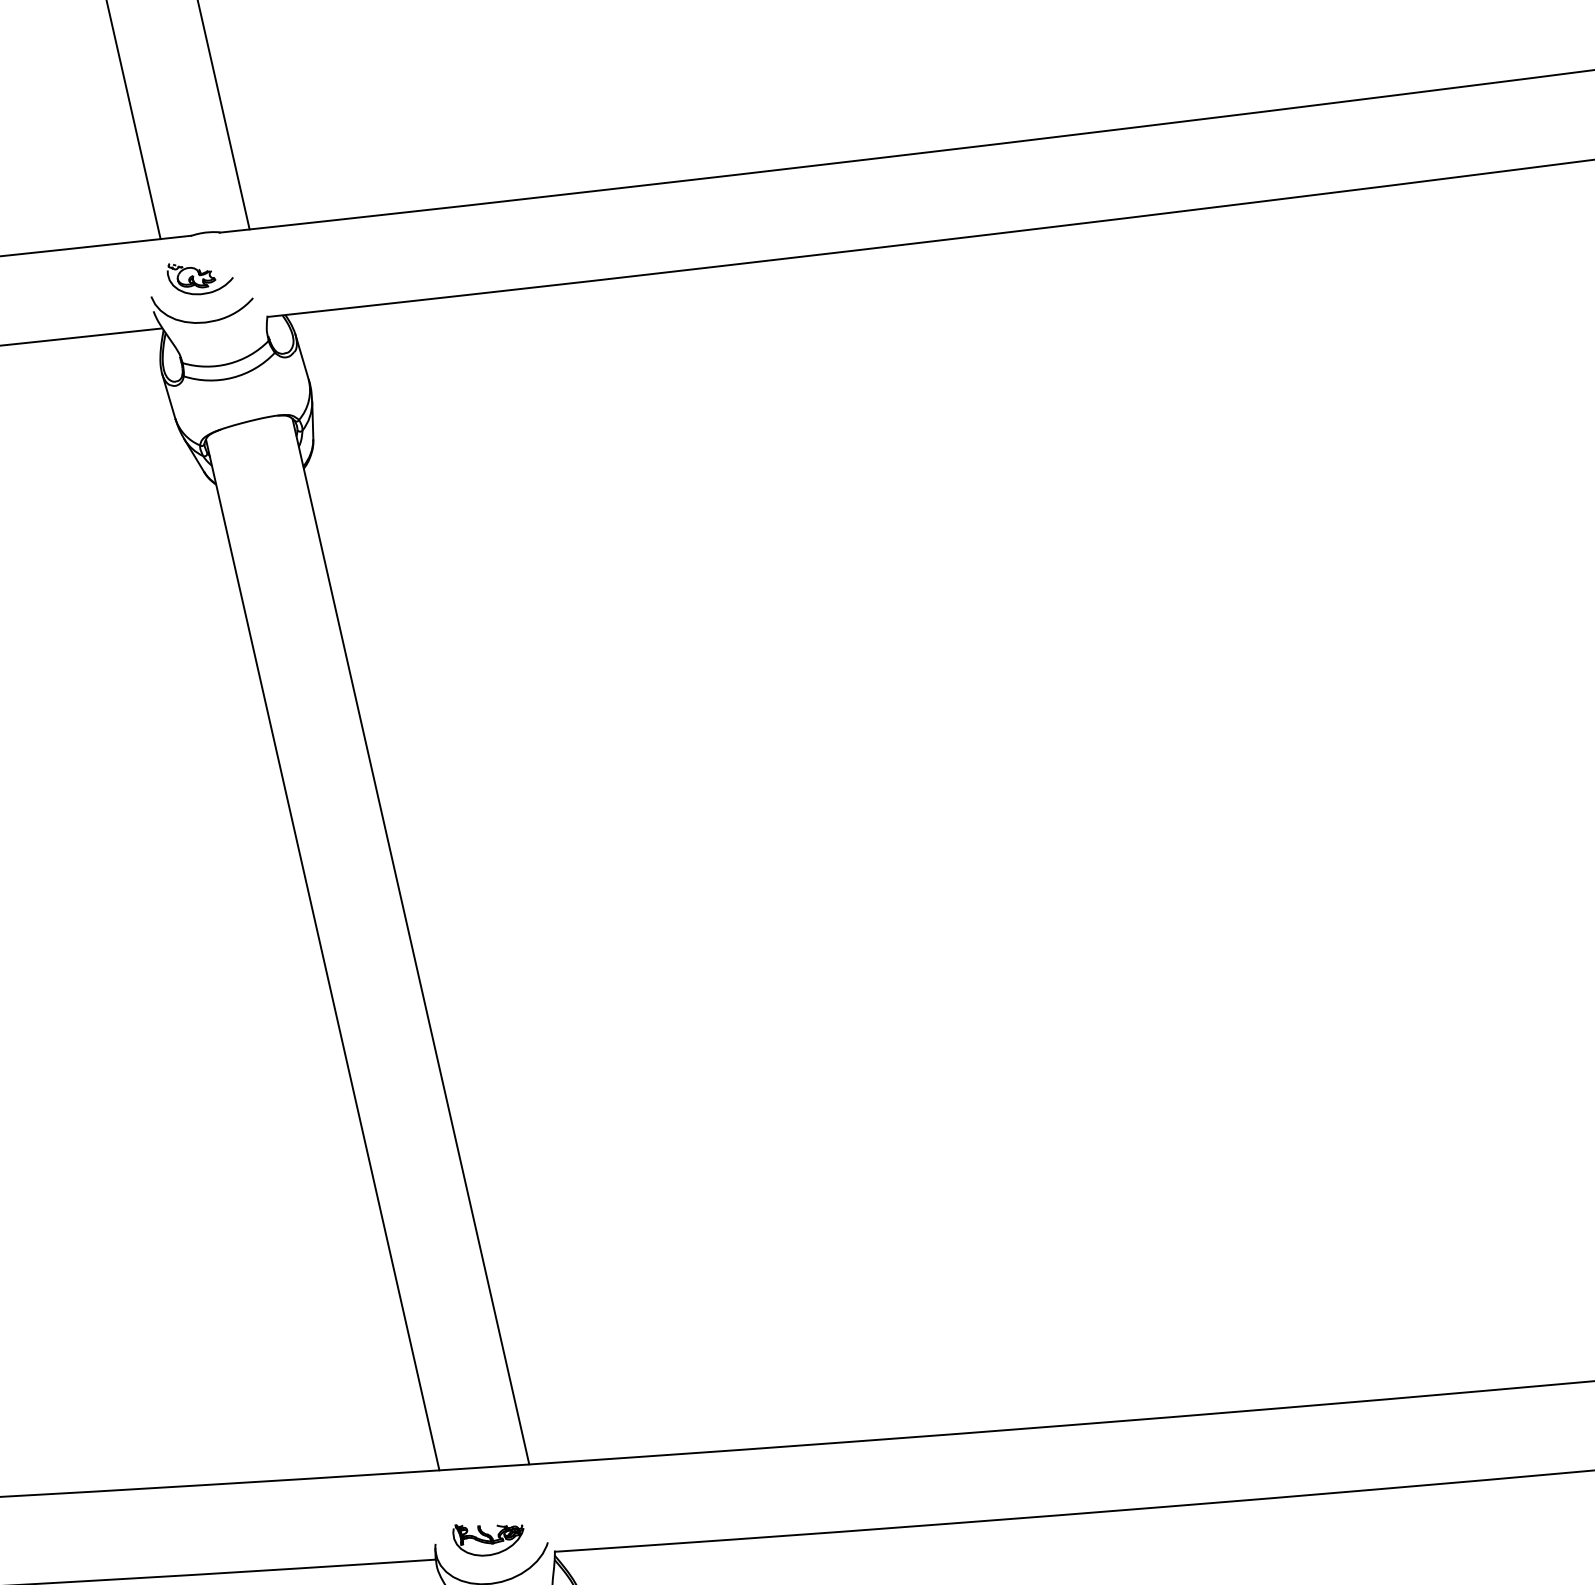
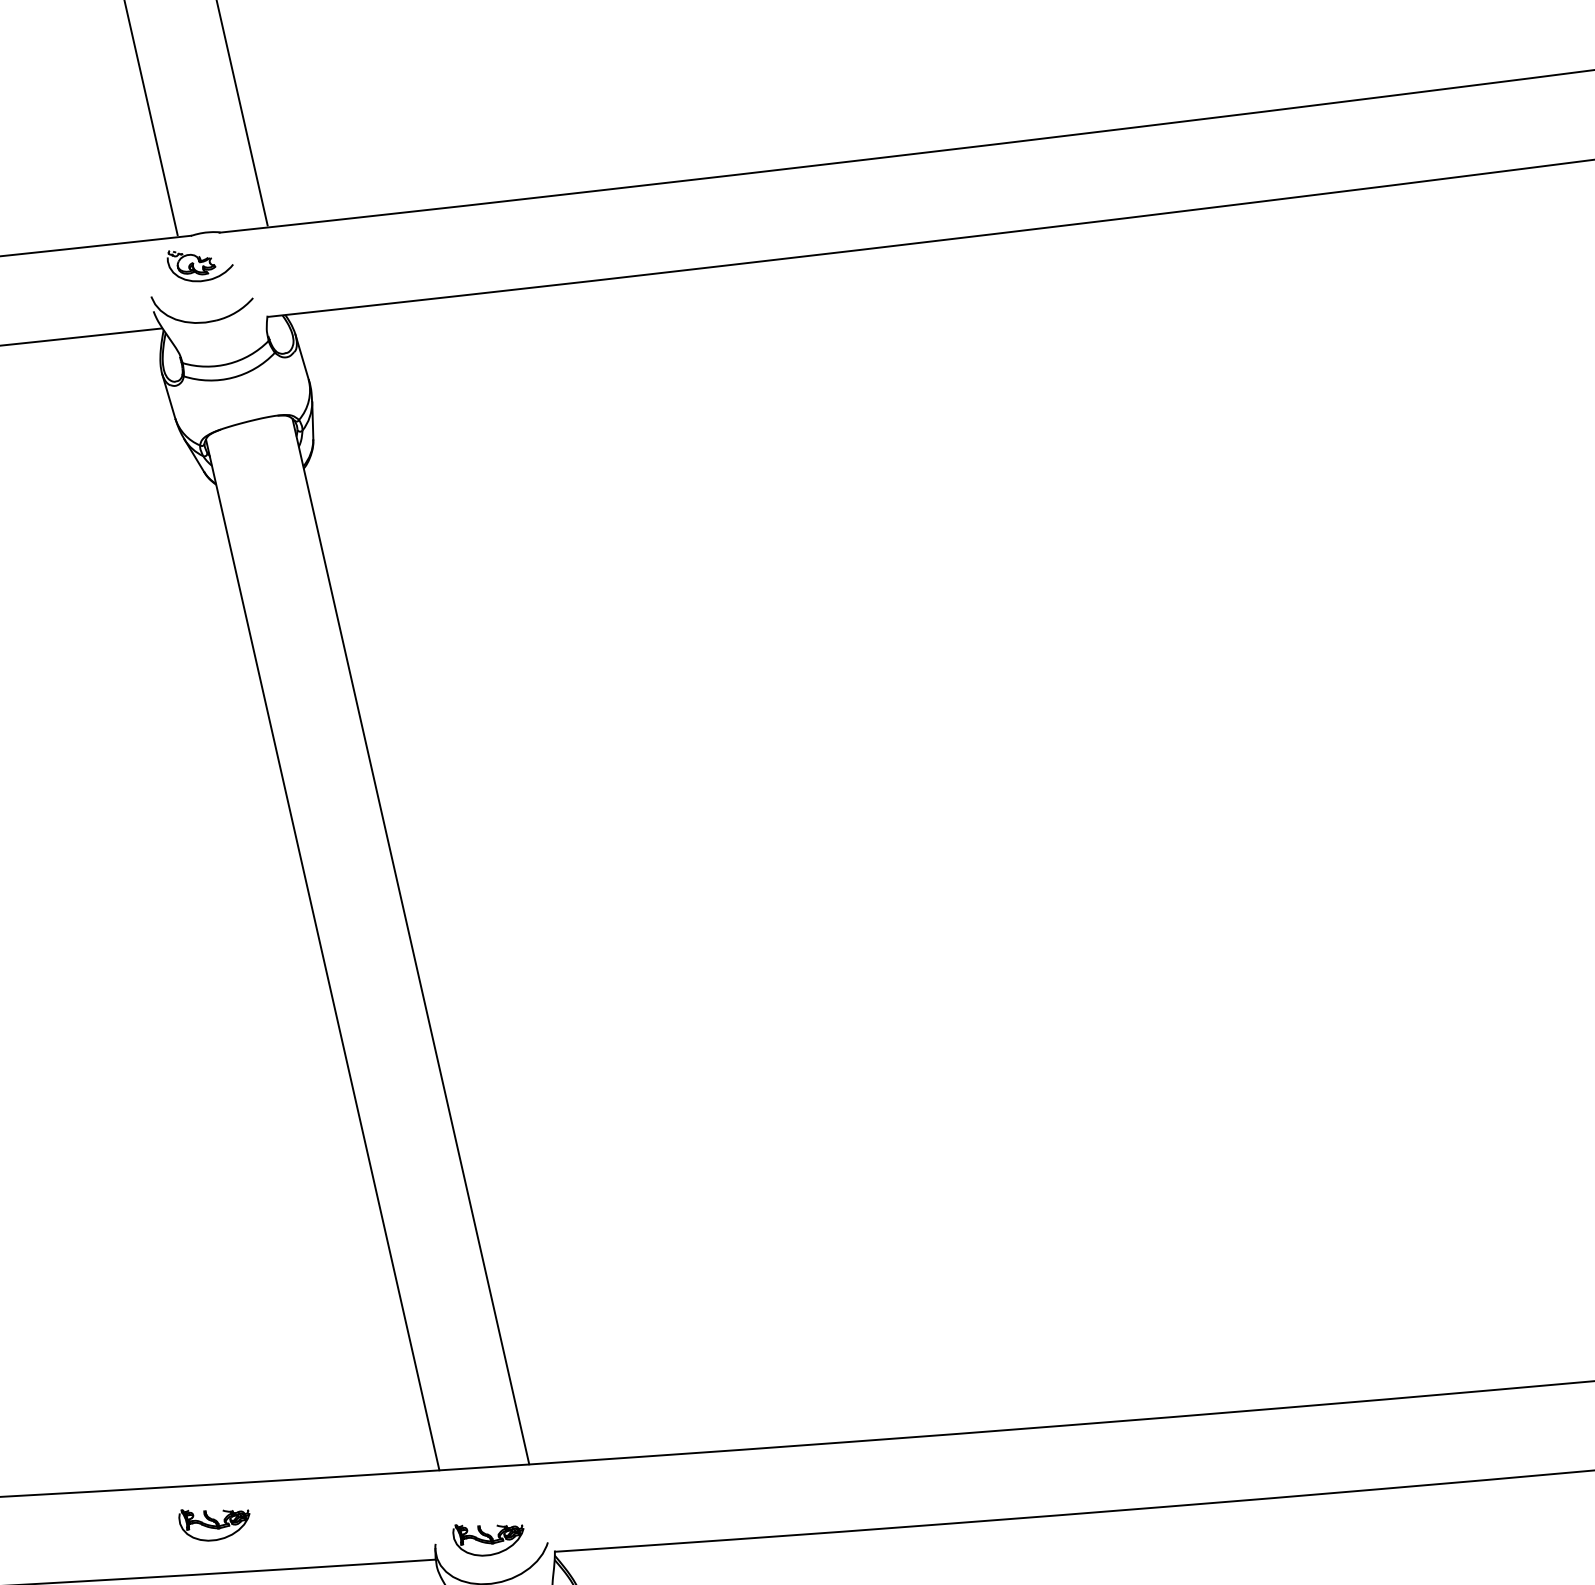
line position: (223, 115) -> (242, 113) (242, 113)
line position: (133, 120) -> (151, 118) (151, 118)
part position: (199, 279) -> (199, 266) (199, 266)
part: none -> present (214, 1525)
